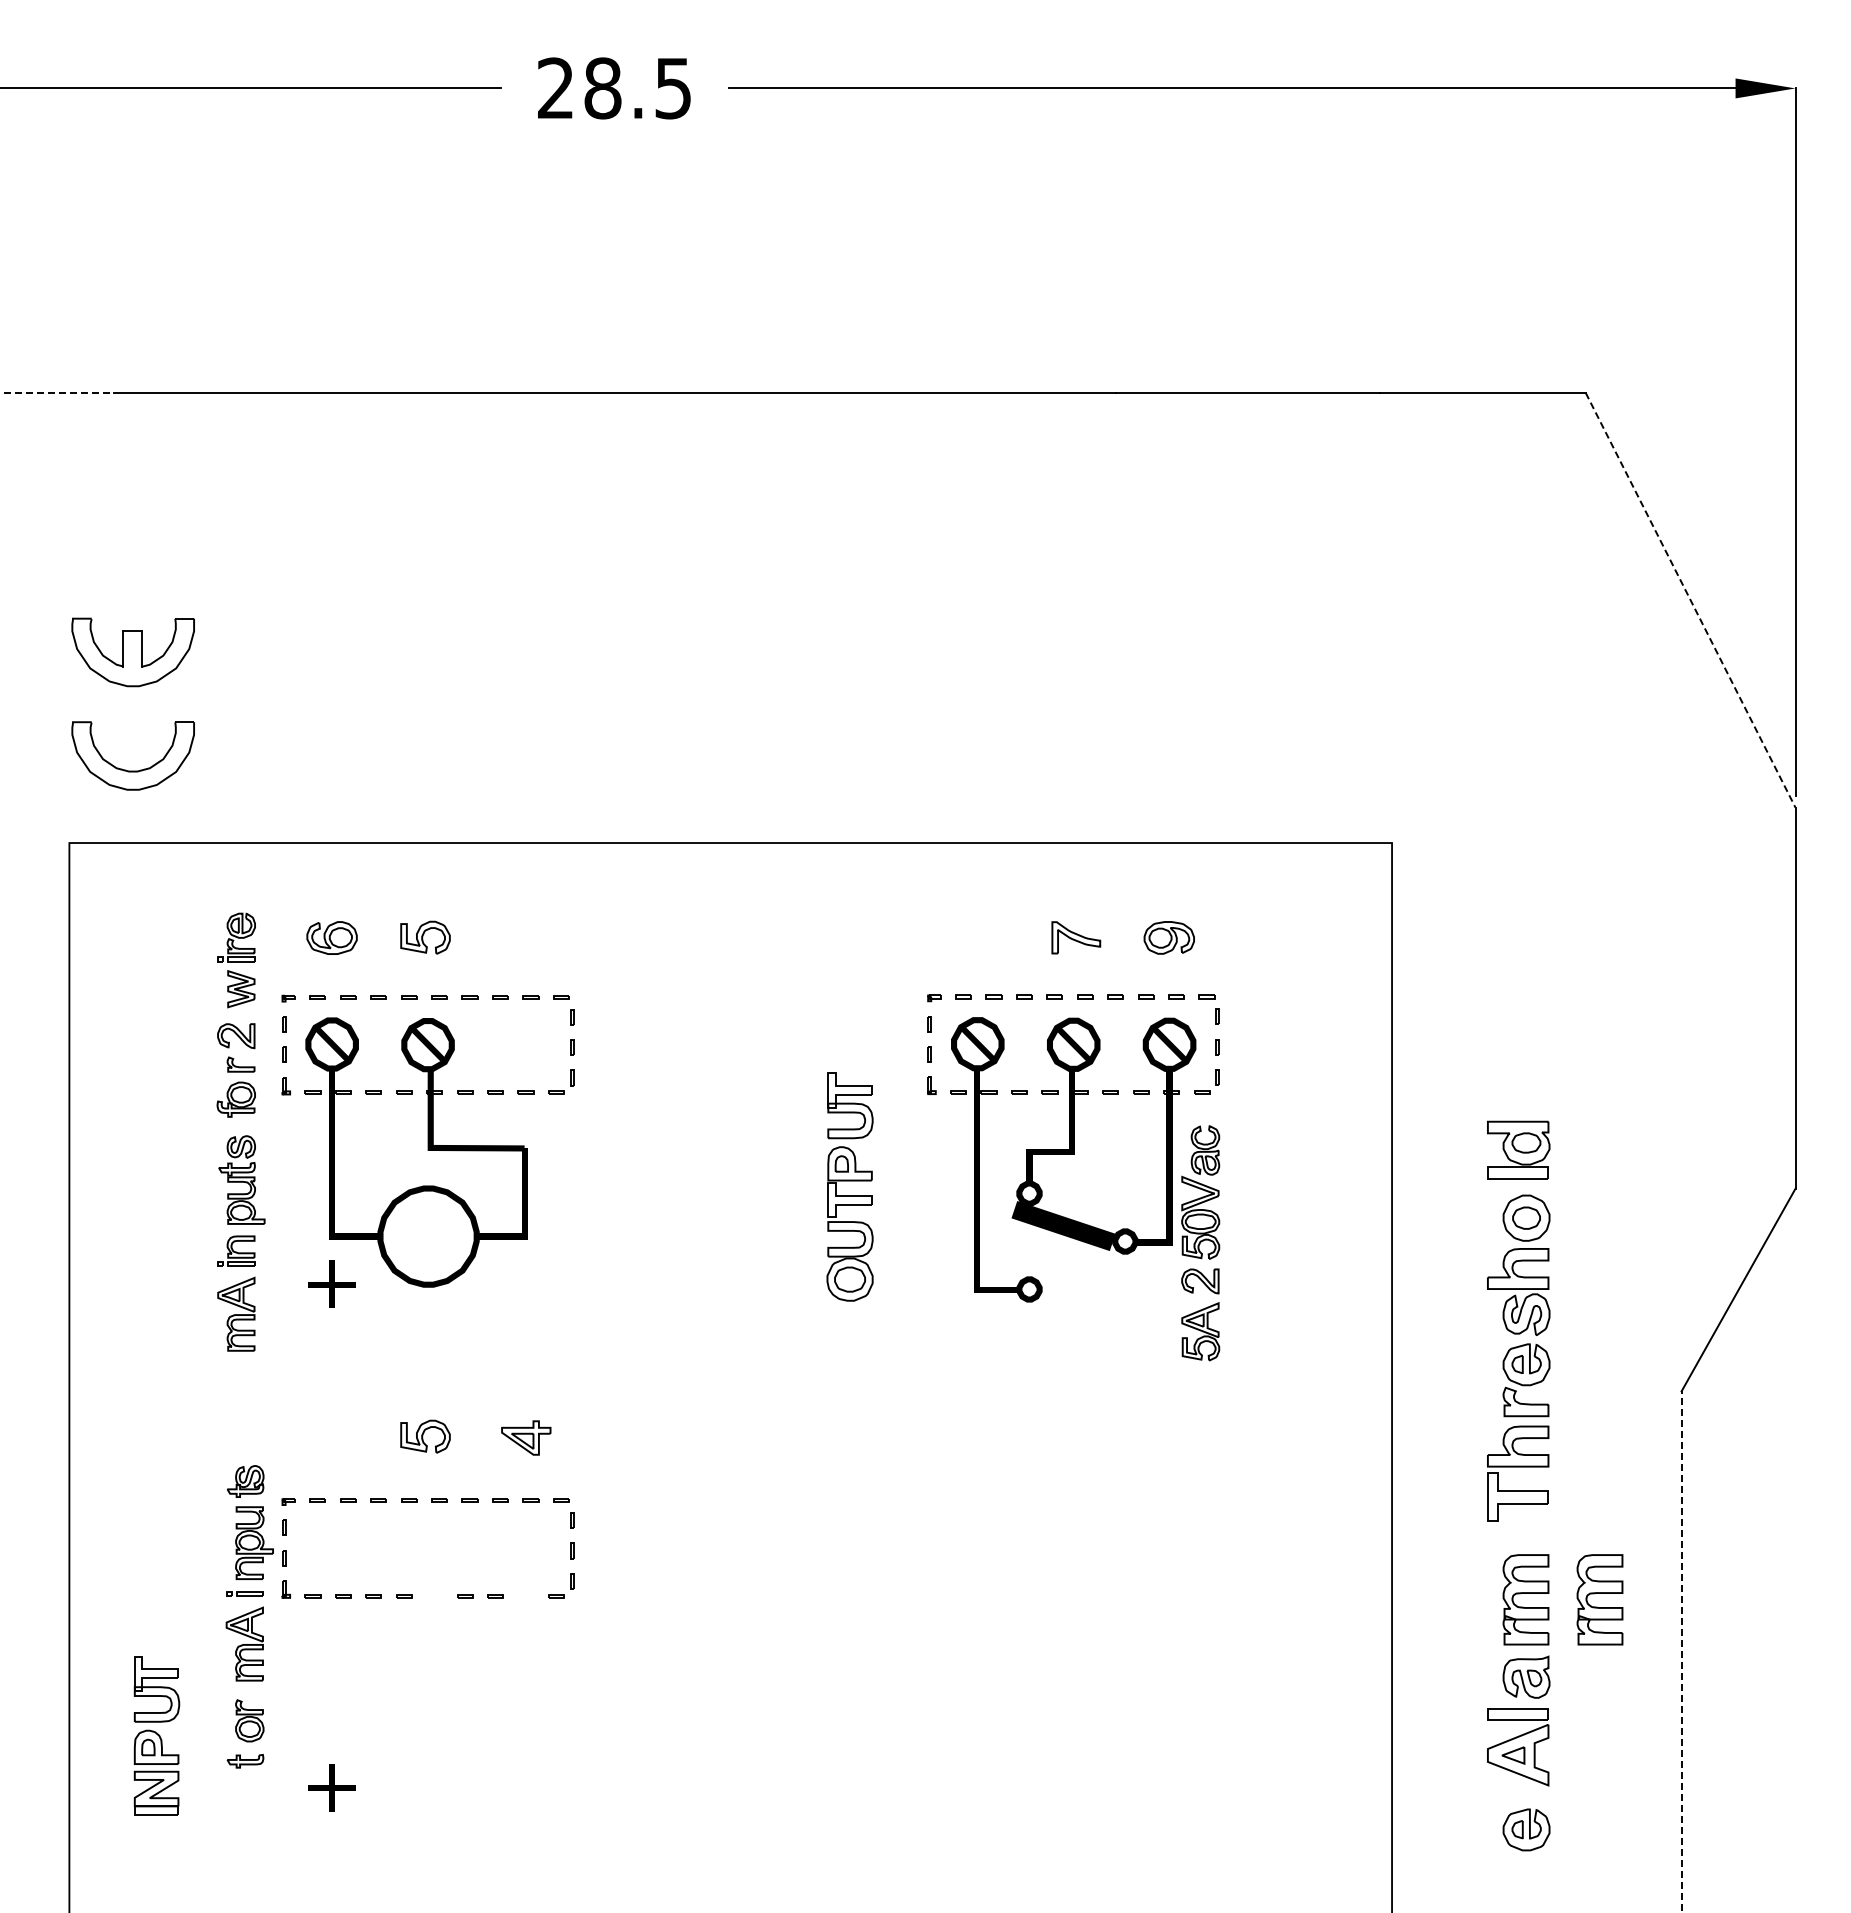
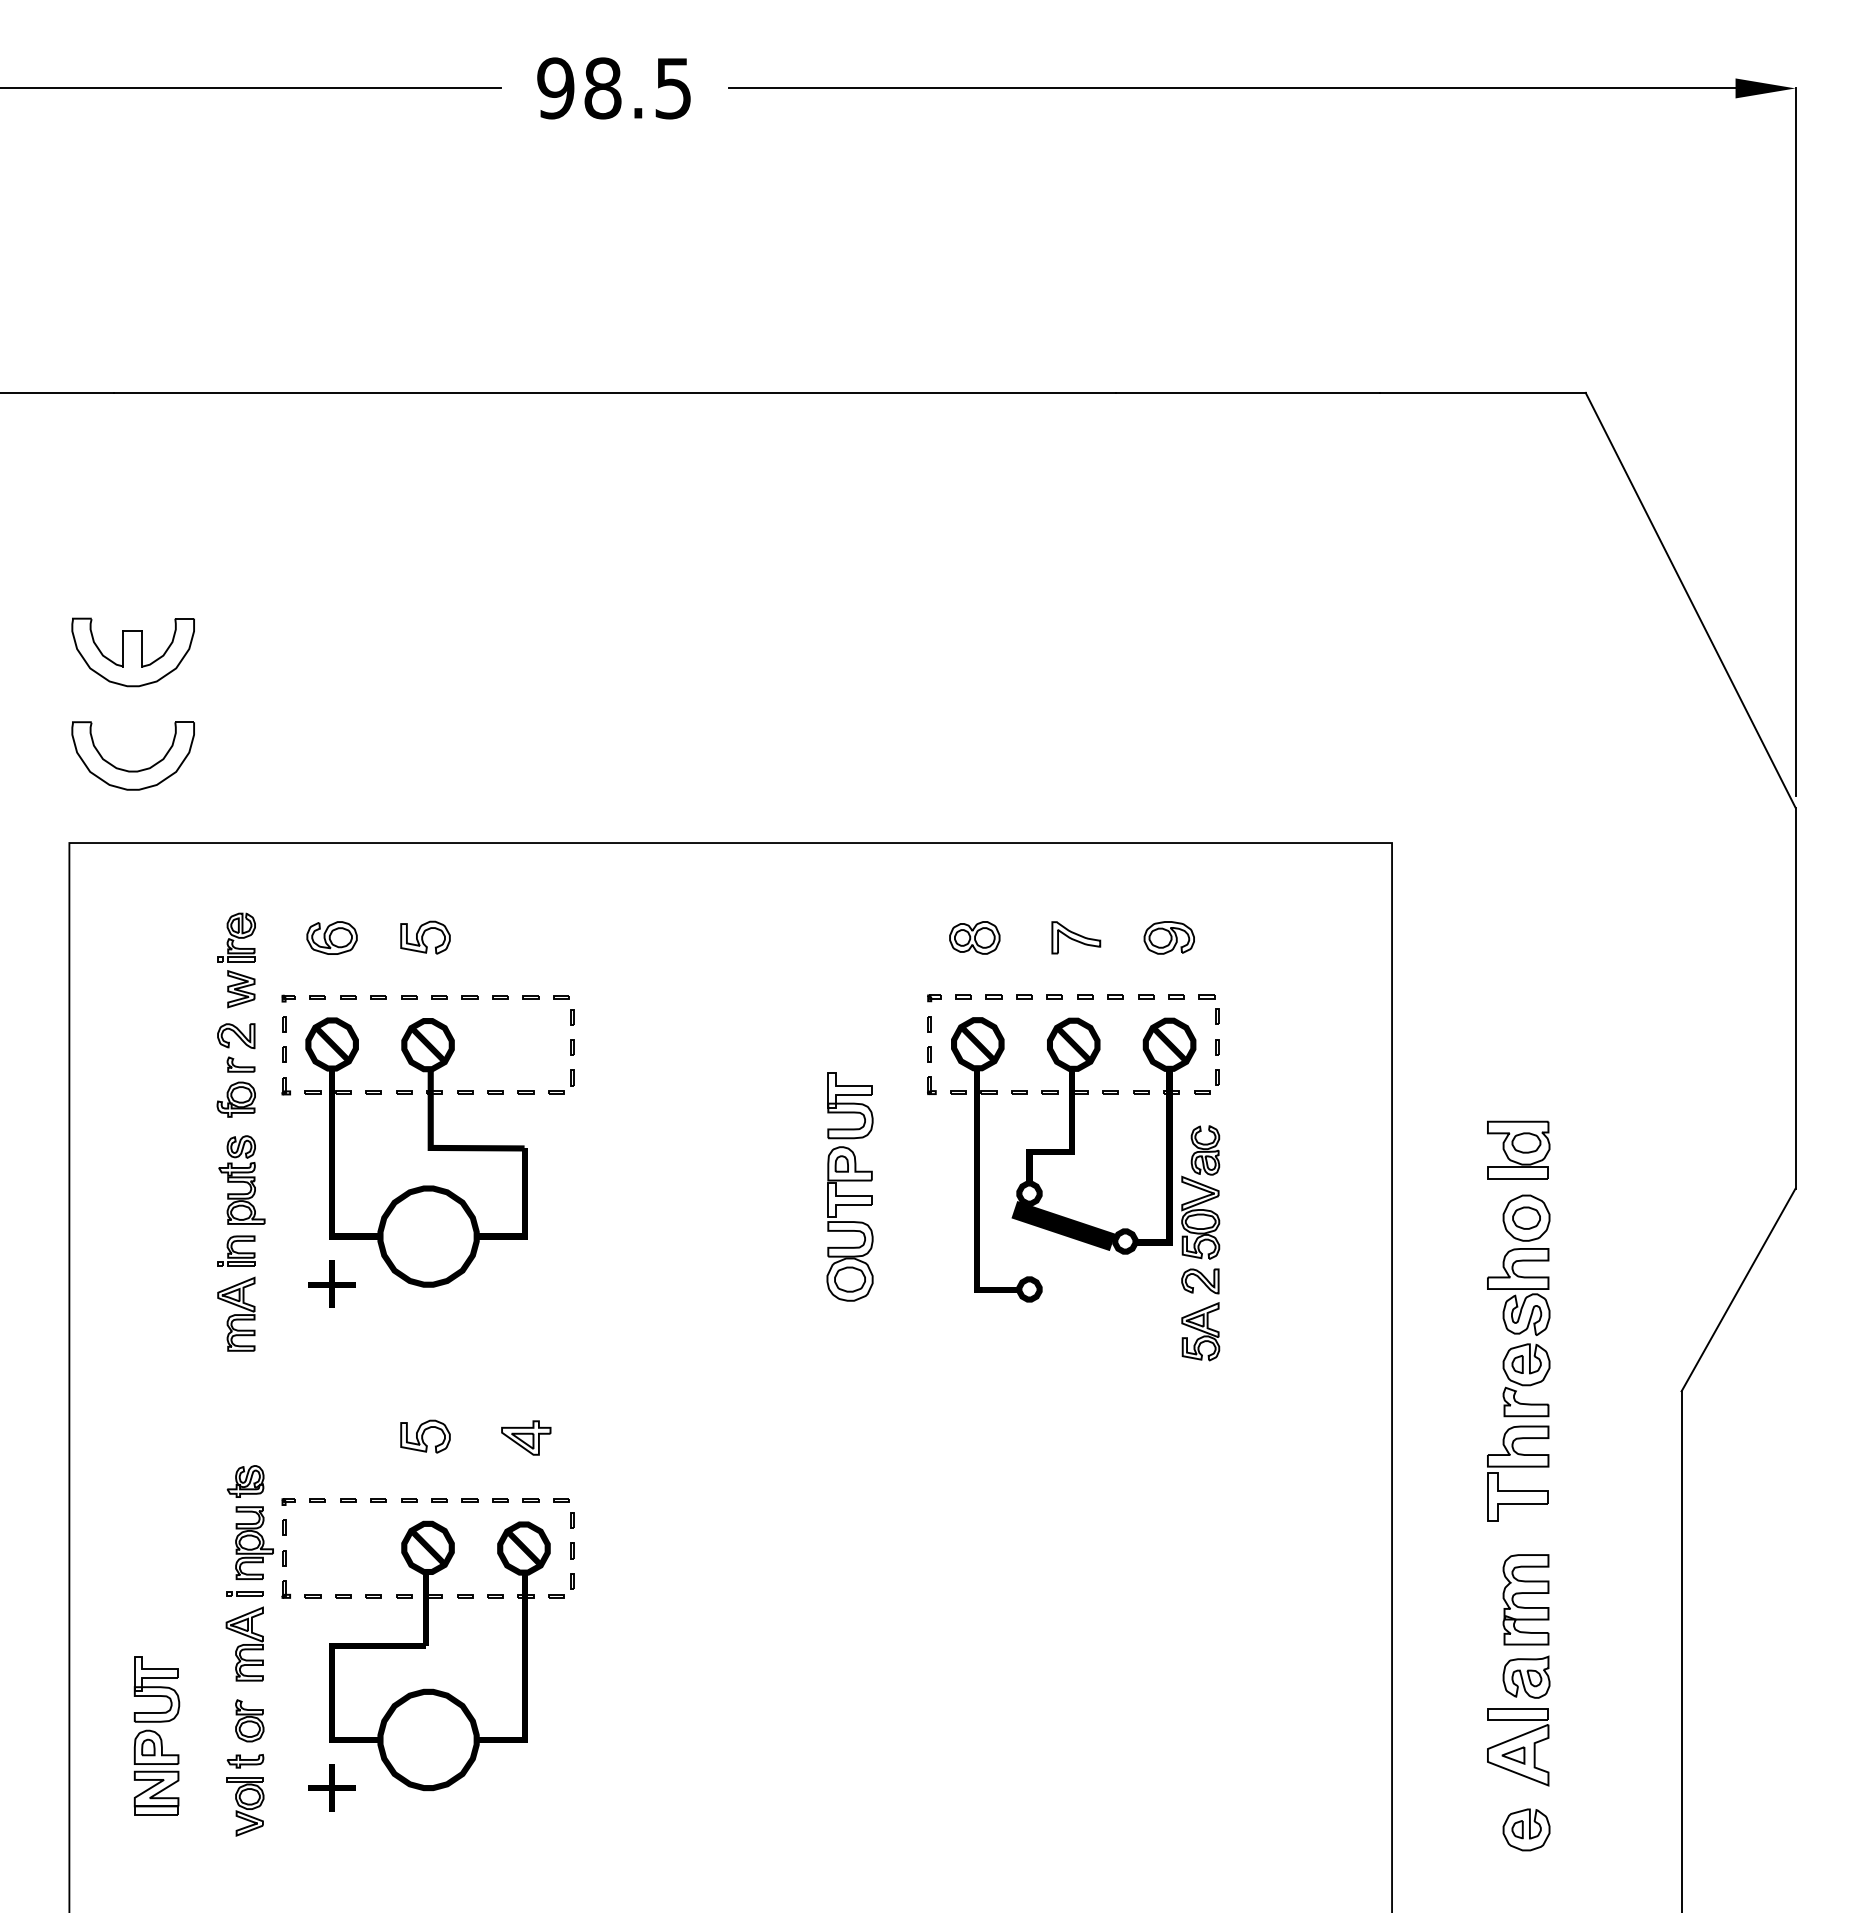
text: 28.5 -> 98.5 (555, 88)
line: dashed -> solid (57, 392)
line: dashed -> solid (1690, 600)
part: none -> present (974, 937)
part: present -> none (1599, 1599)
part: none -> present (428, 1645)
line: dashed -> solid (1681, 1651)
part: none -> present (245, 1806)
